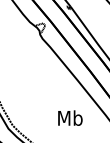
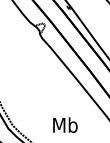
text position: (70, 117) -> (65, 124) (65, 124)
